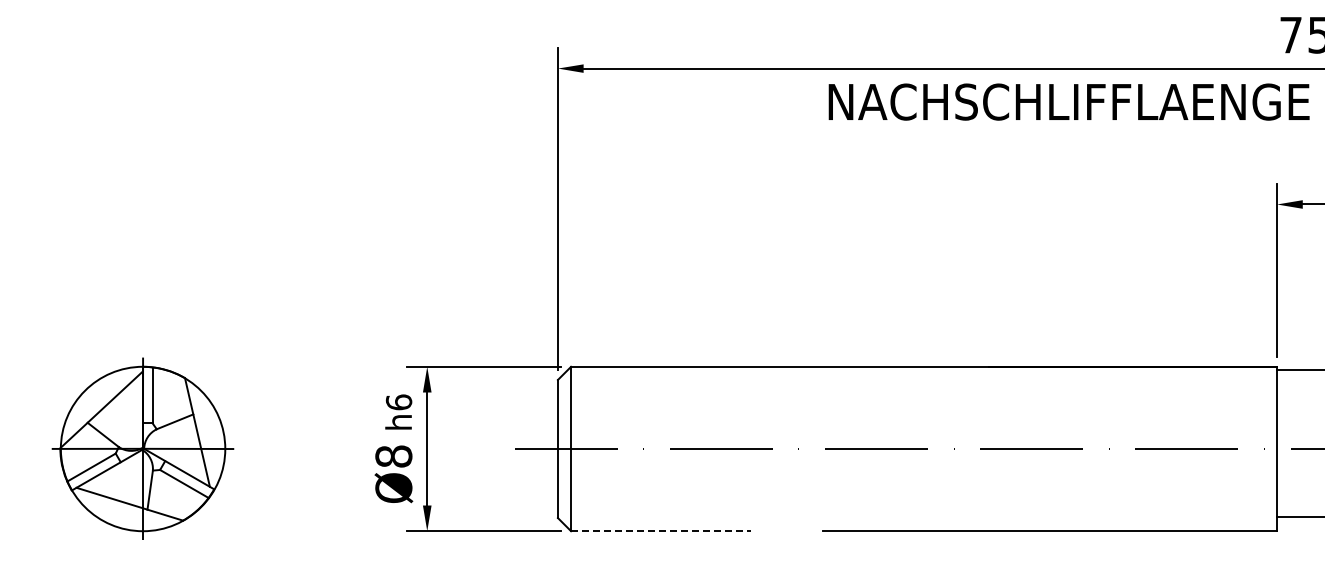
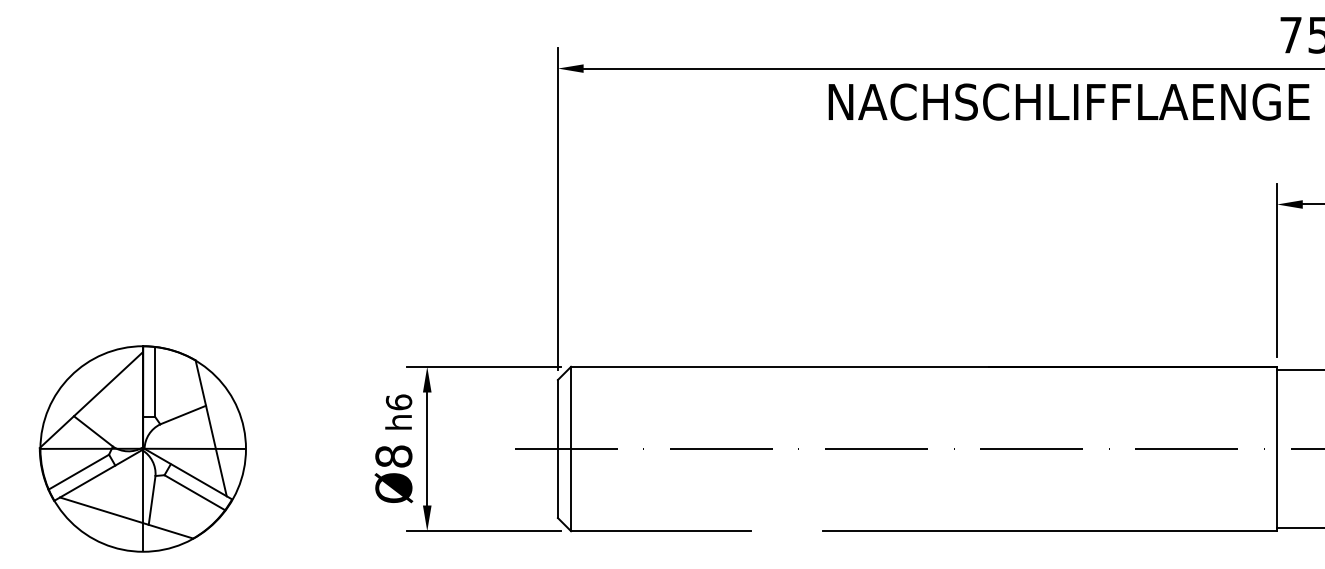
part size: 181x180 px -> 209x208 px (142, 448)
line position: (1299, 517) -> (1299, 528) (1299, 528)
line: dashed -> solid (661, 531)
